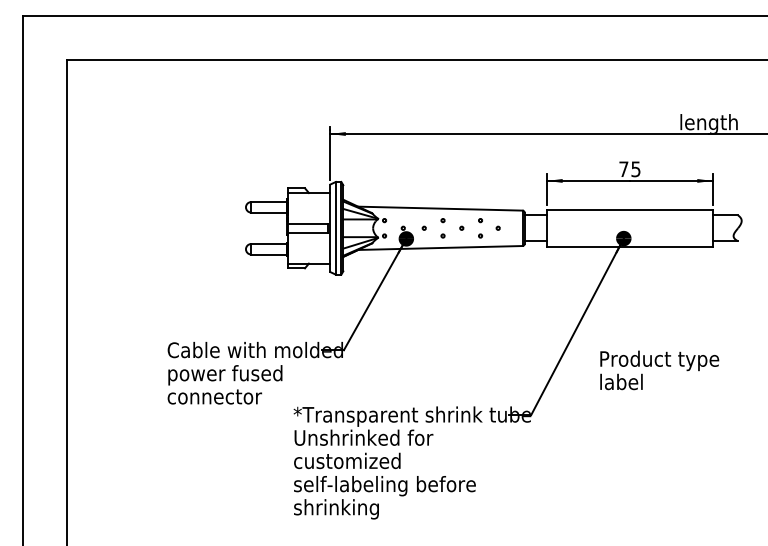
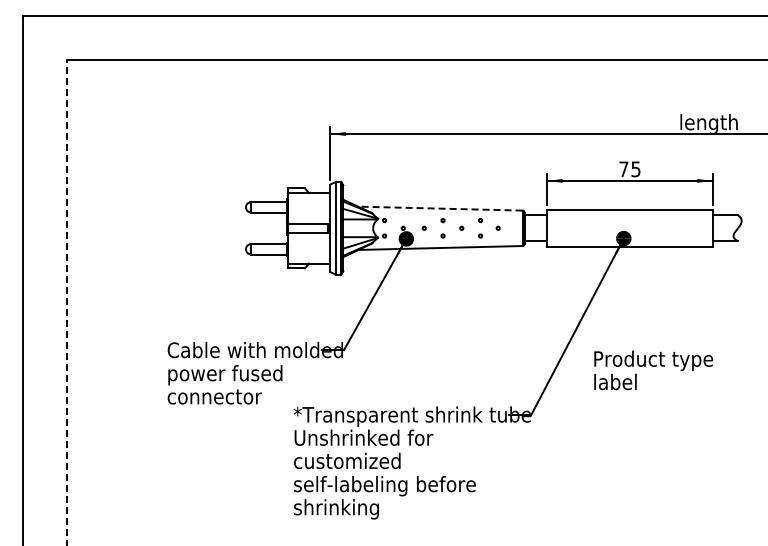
line: solid -> dashed (439, 208)
line: solid -> dashed (67, 302)
text position: (659, 370) -> (653, 370) (653, 370)
